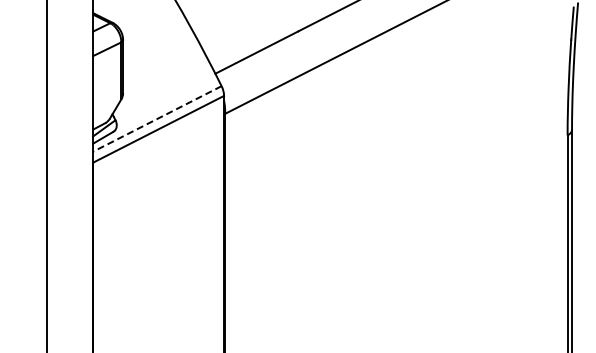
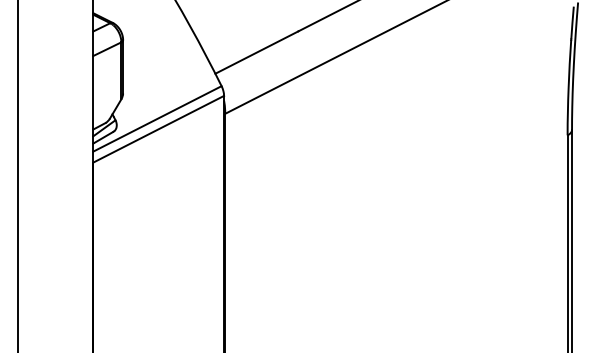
line: dashed -> solid (157, 119)
line position: (46, 175) -> (17, 175) (17, 175)
